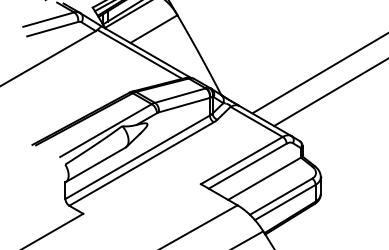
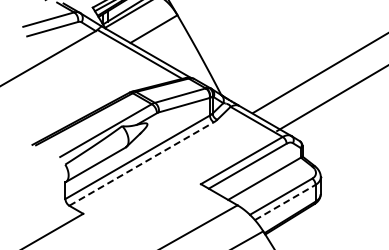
line position: (329, 93) -> (331, 98) (331, 98)
line: solid -> dashed (142, 163)
line: solid -> dashed (285, 202)
